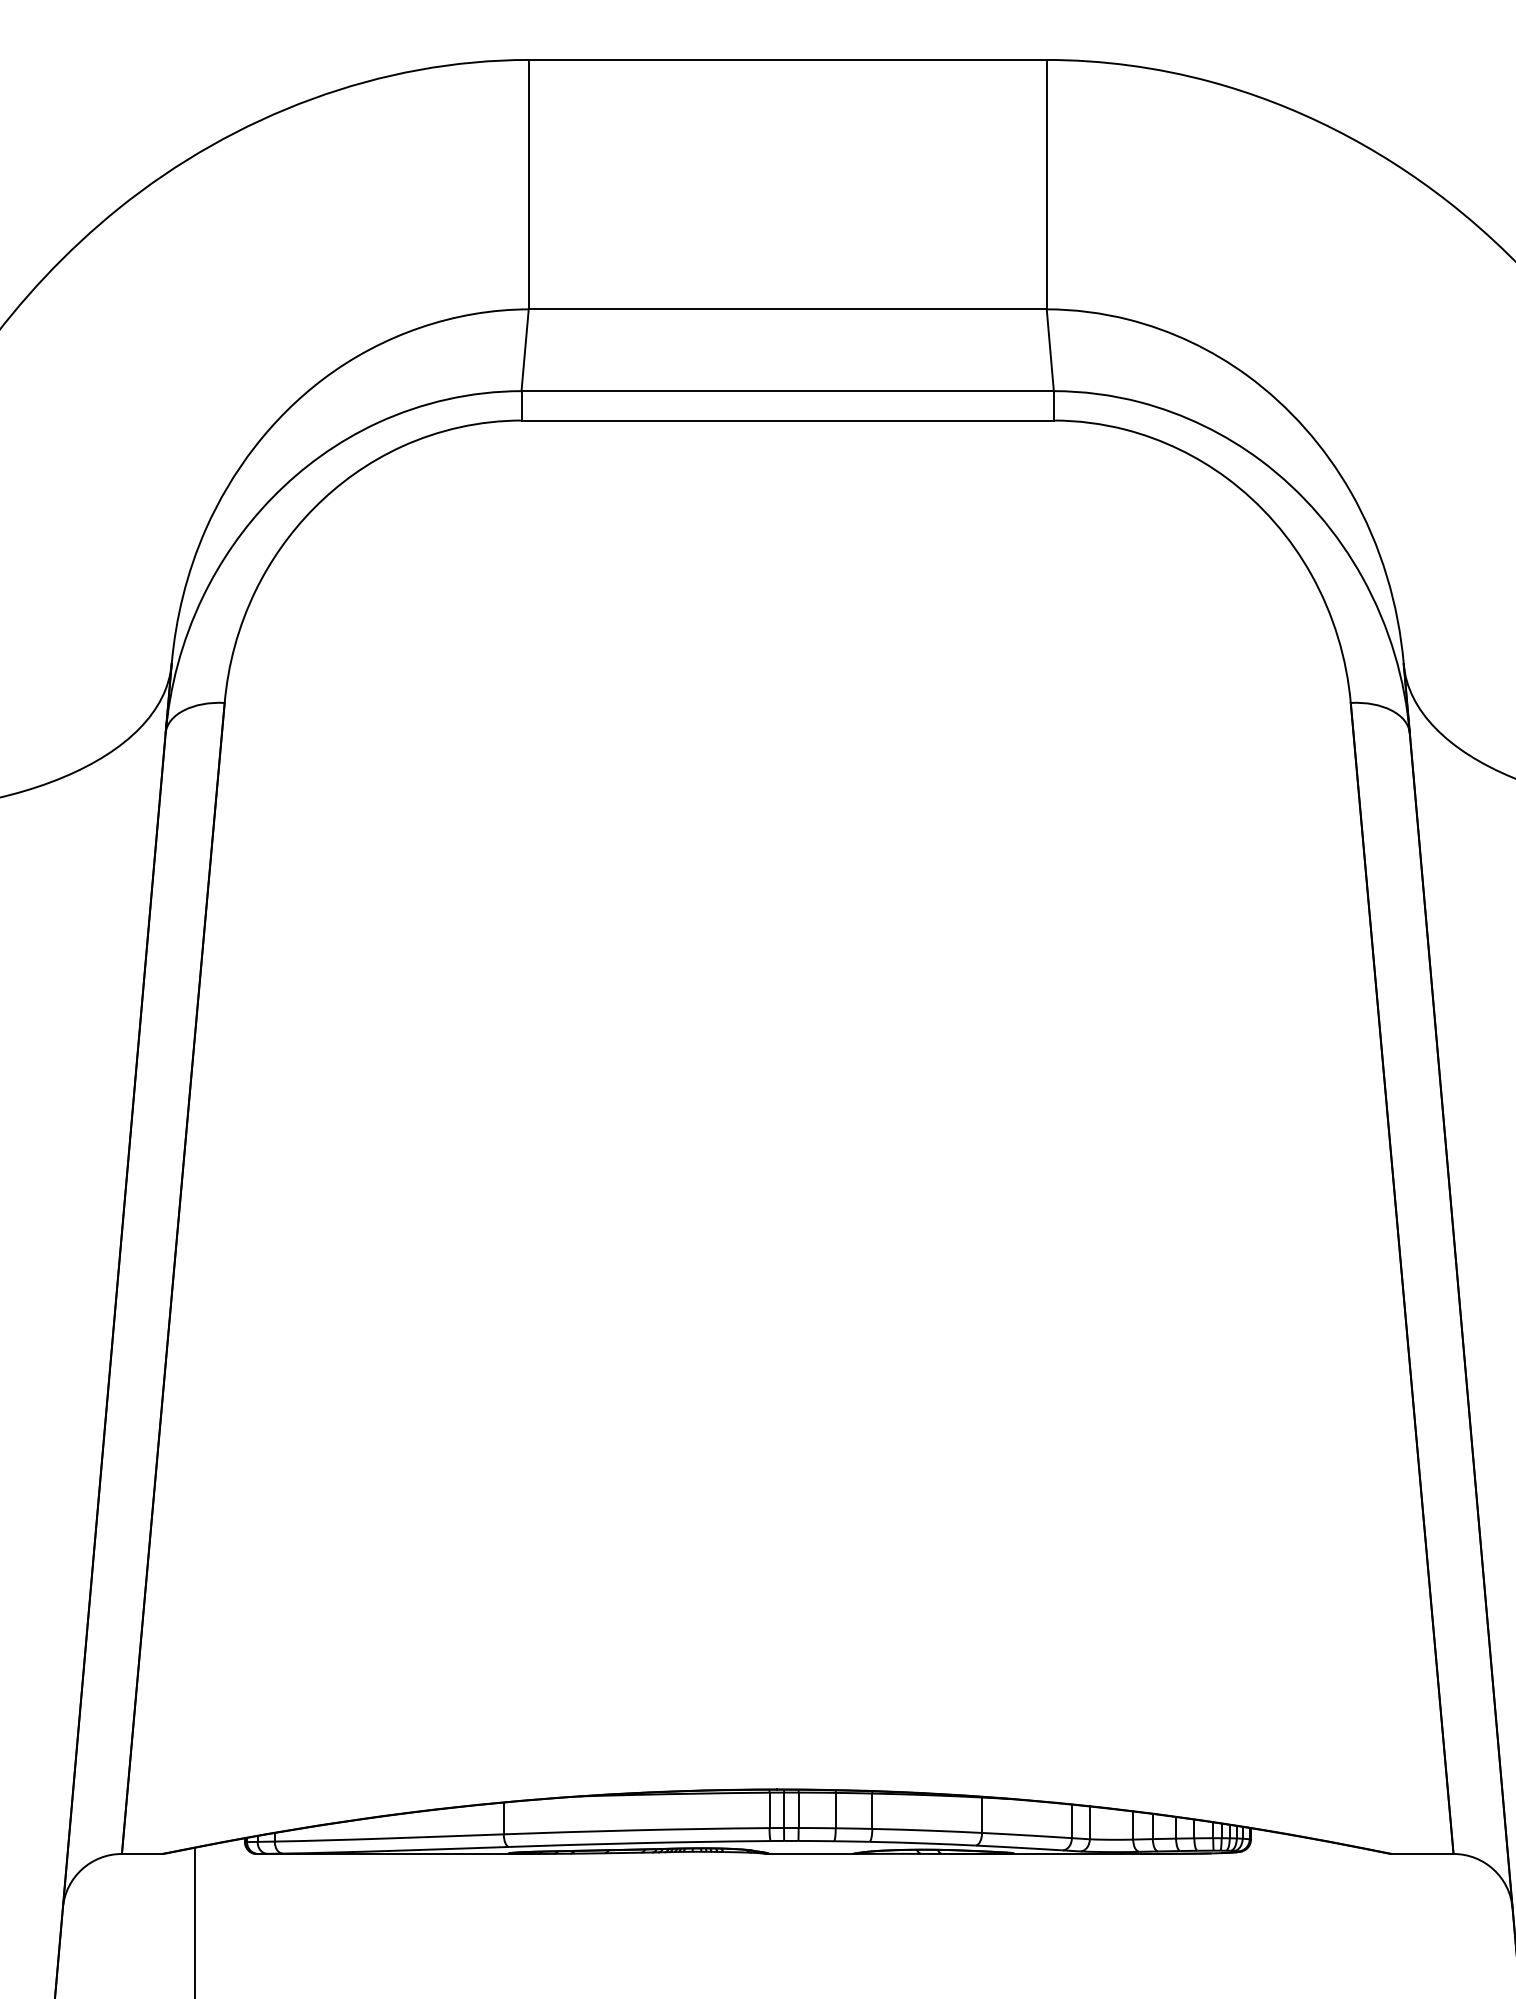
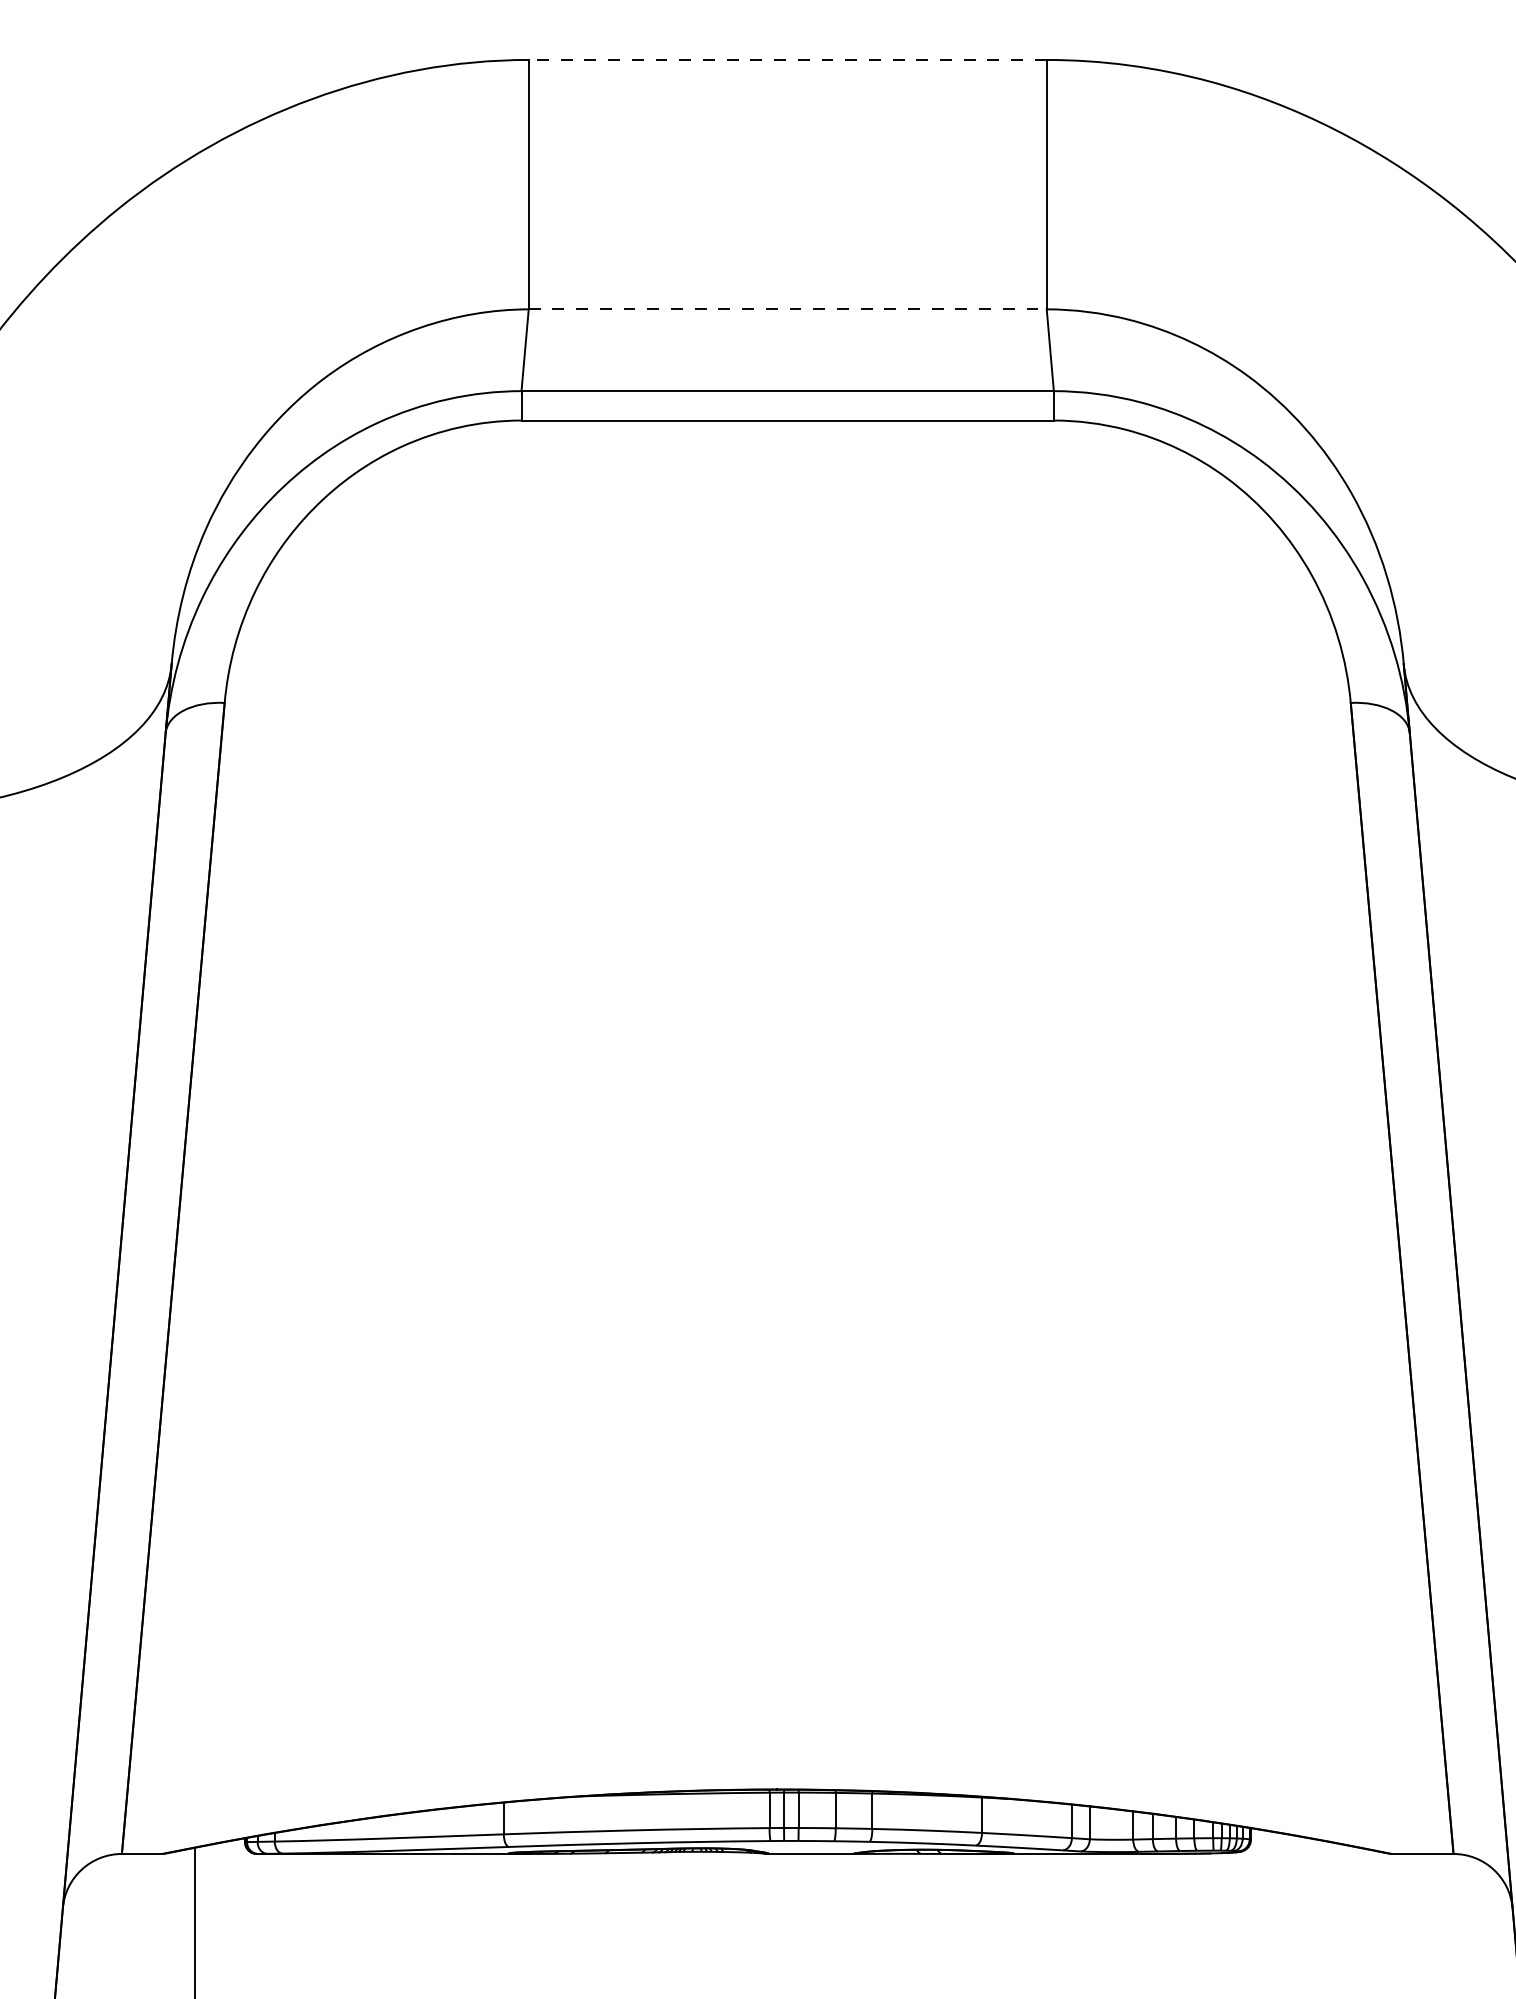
line: solid -> dashed (787, 59)
line: solid -> dashed (787, 309)
